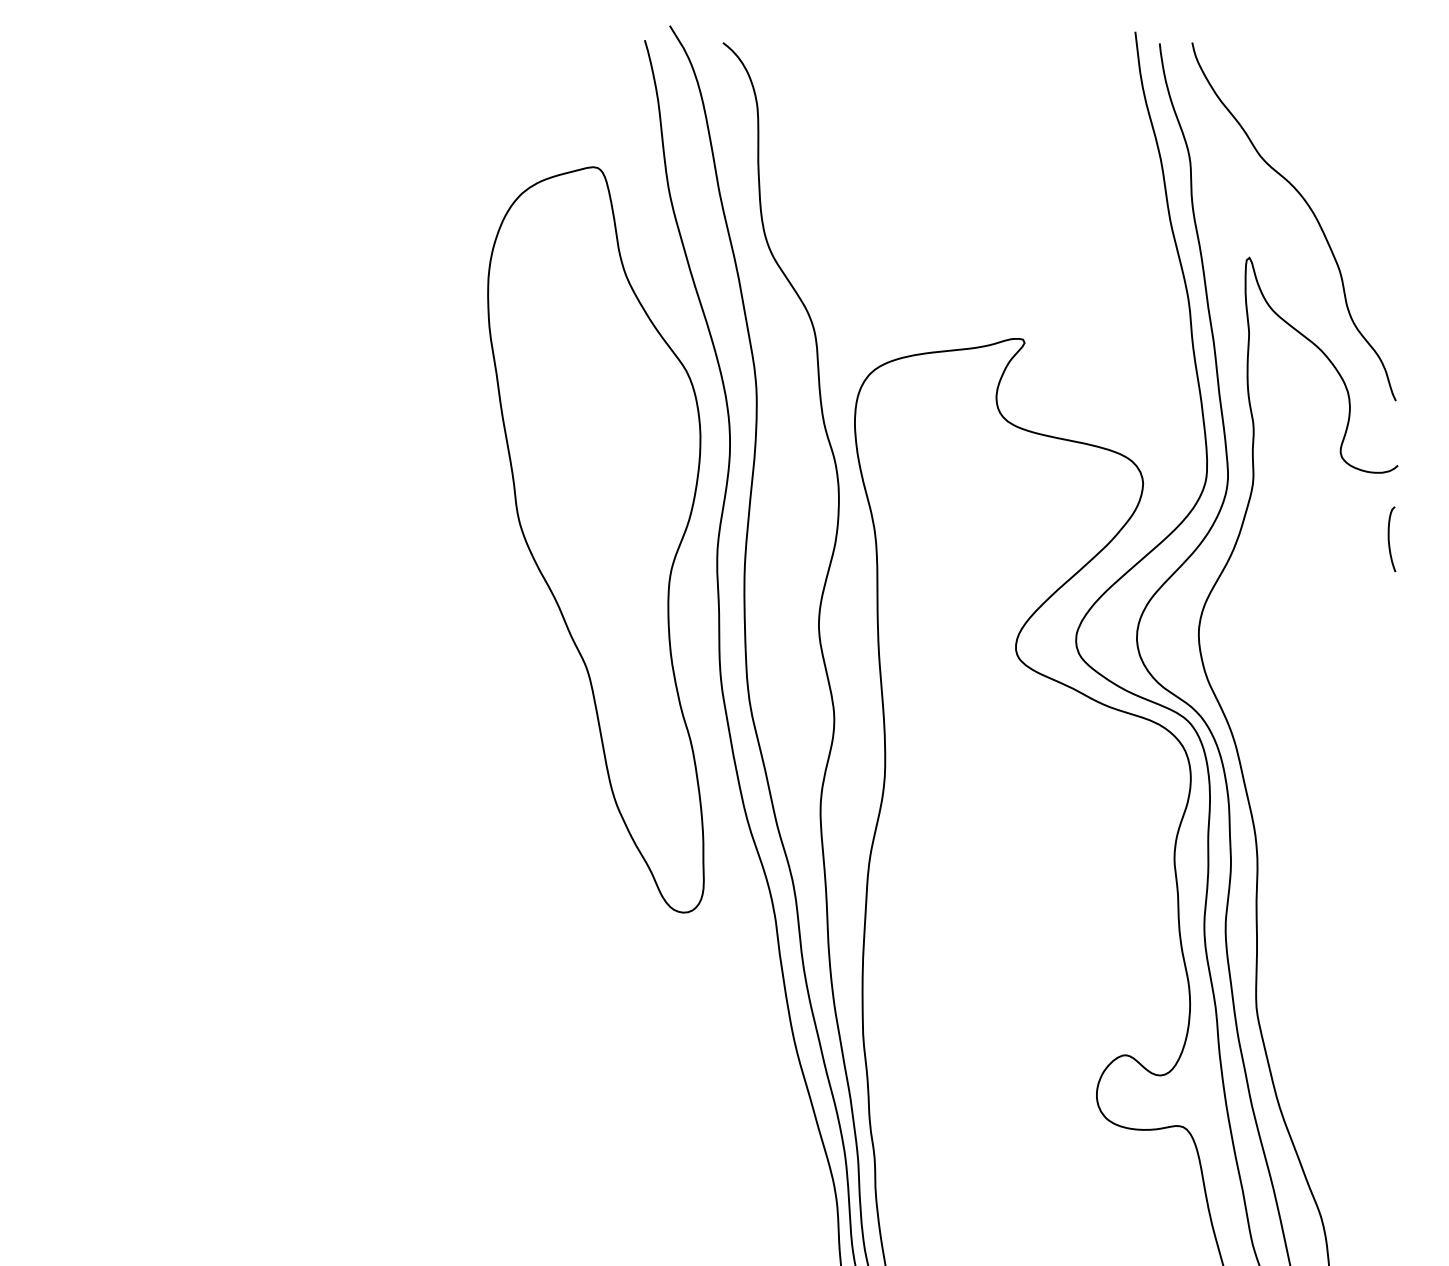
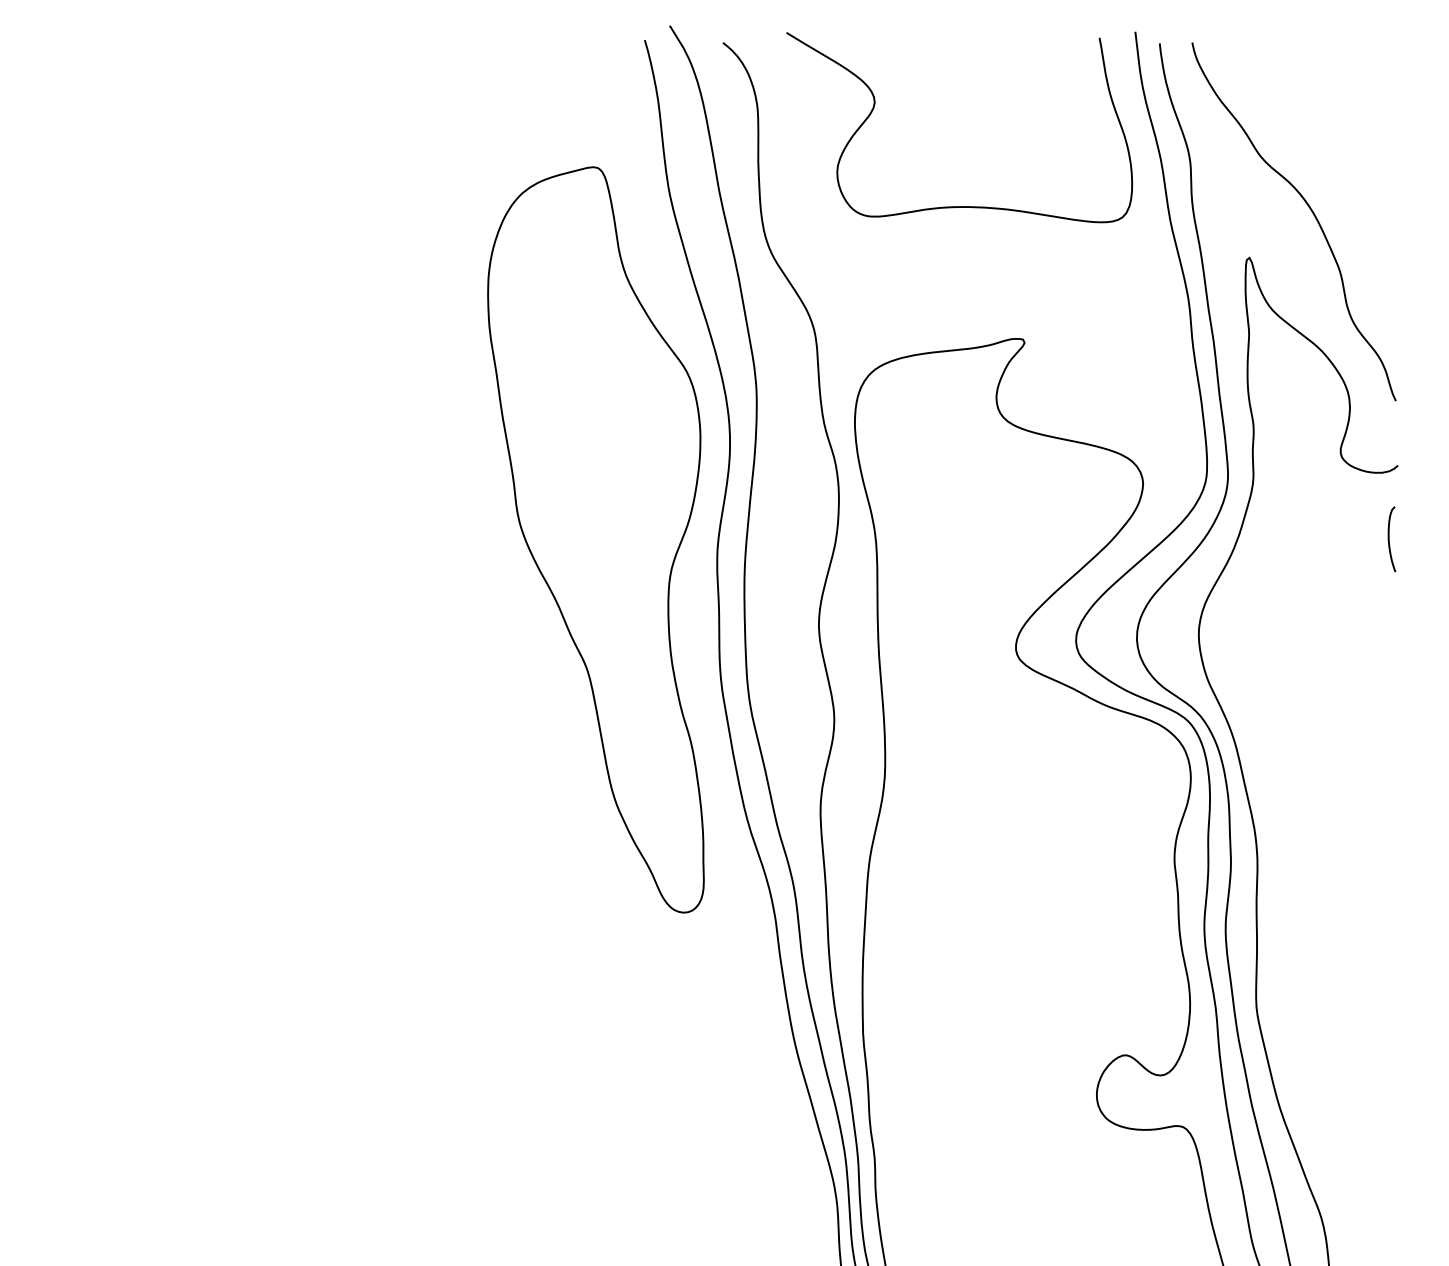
curve: none -> present (959, 206)
